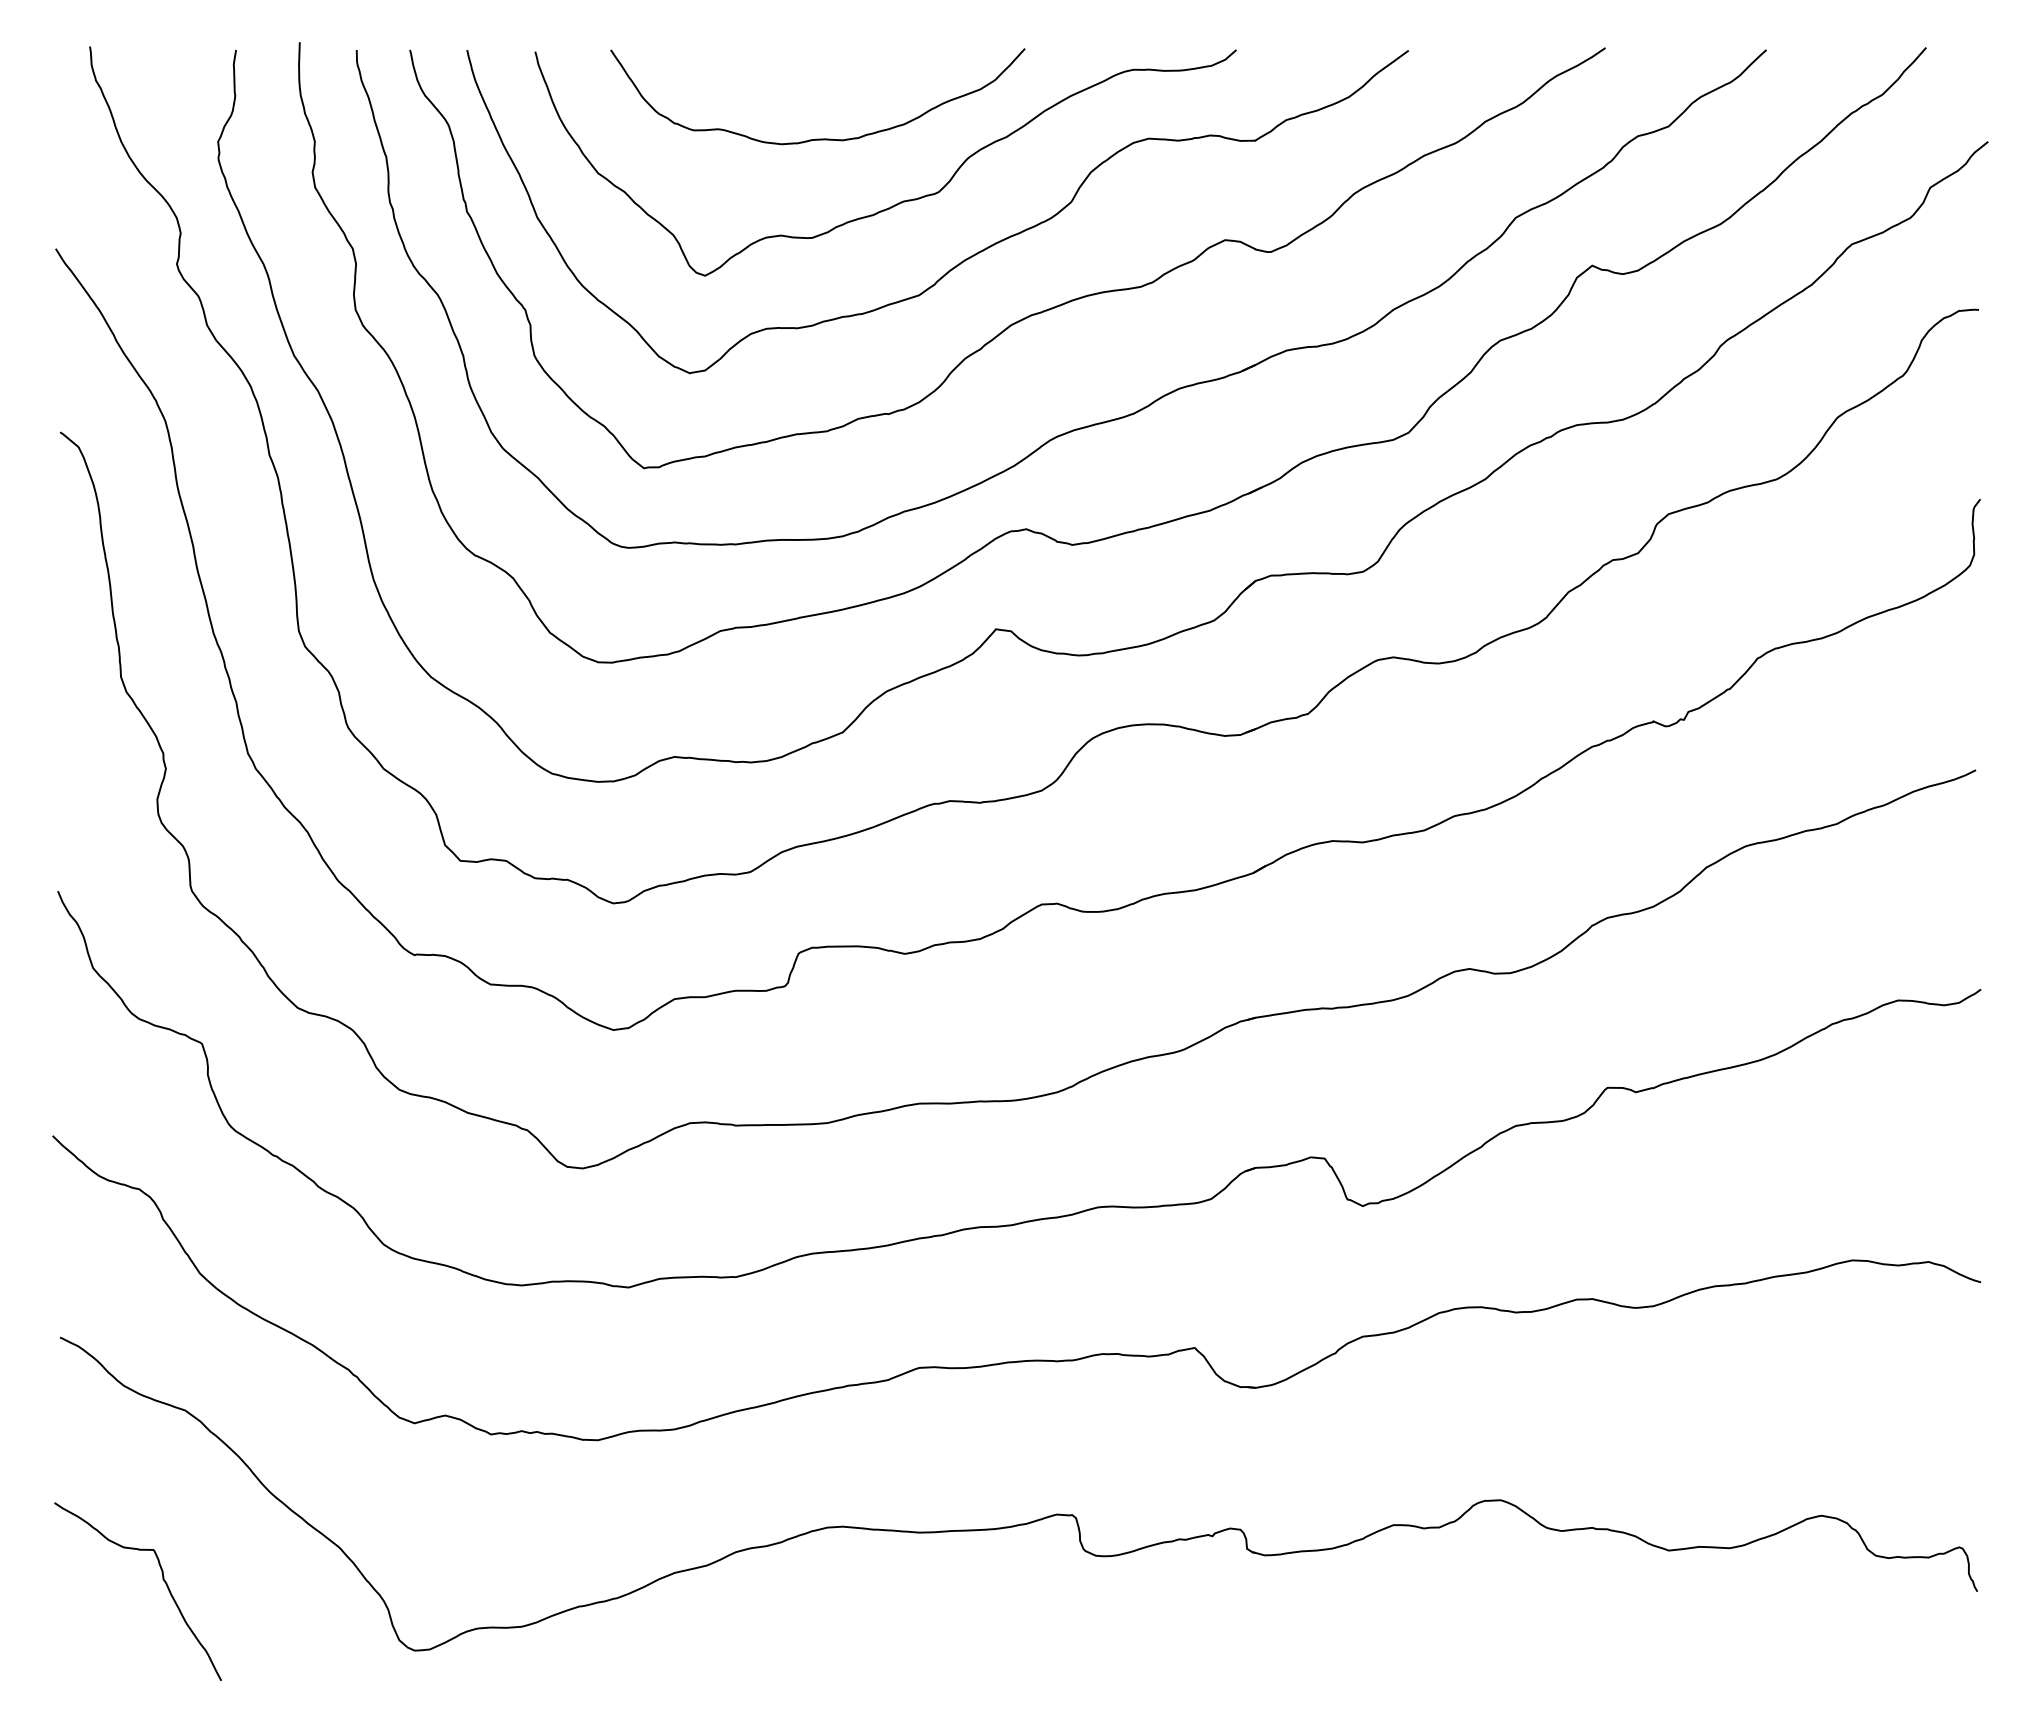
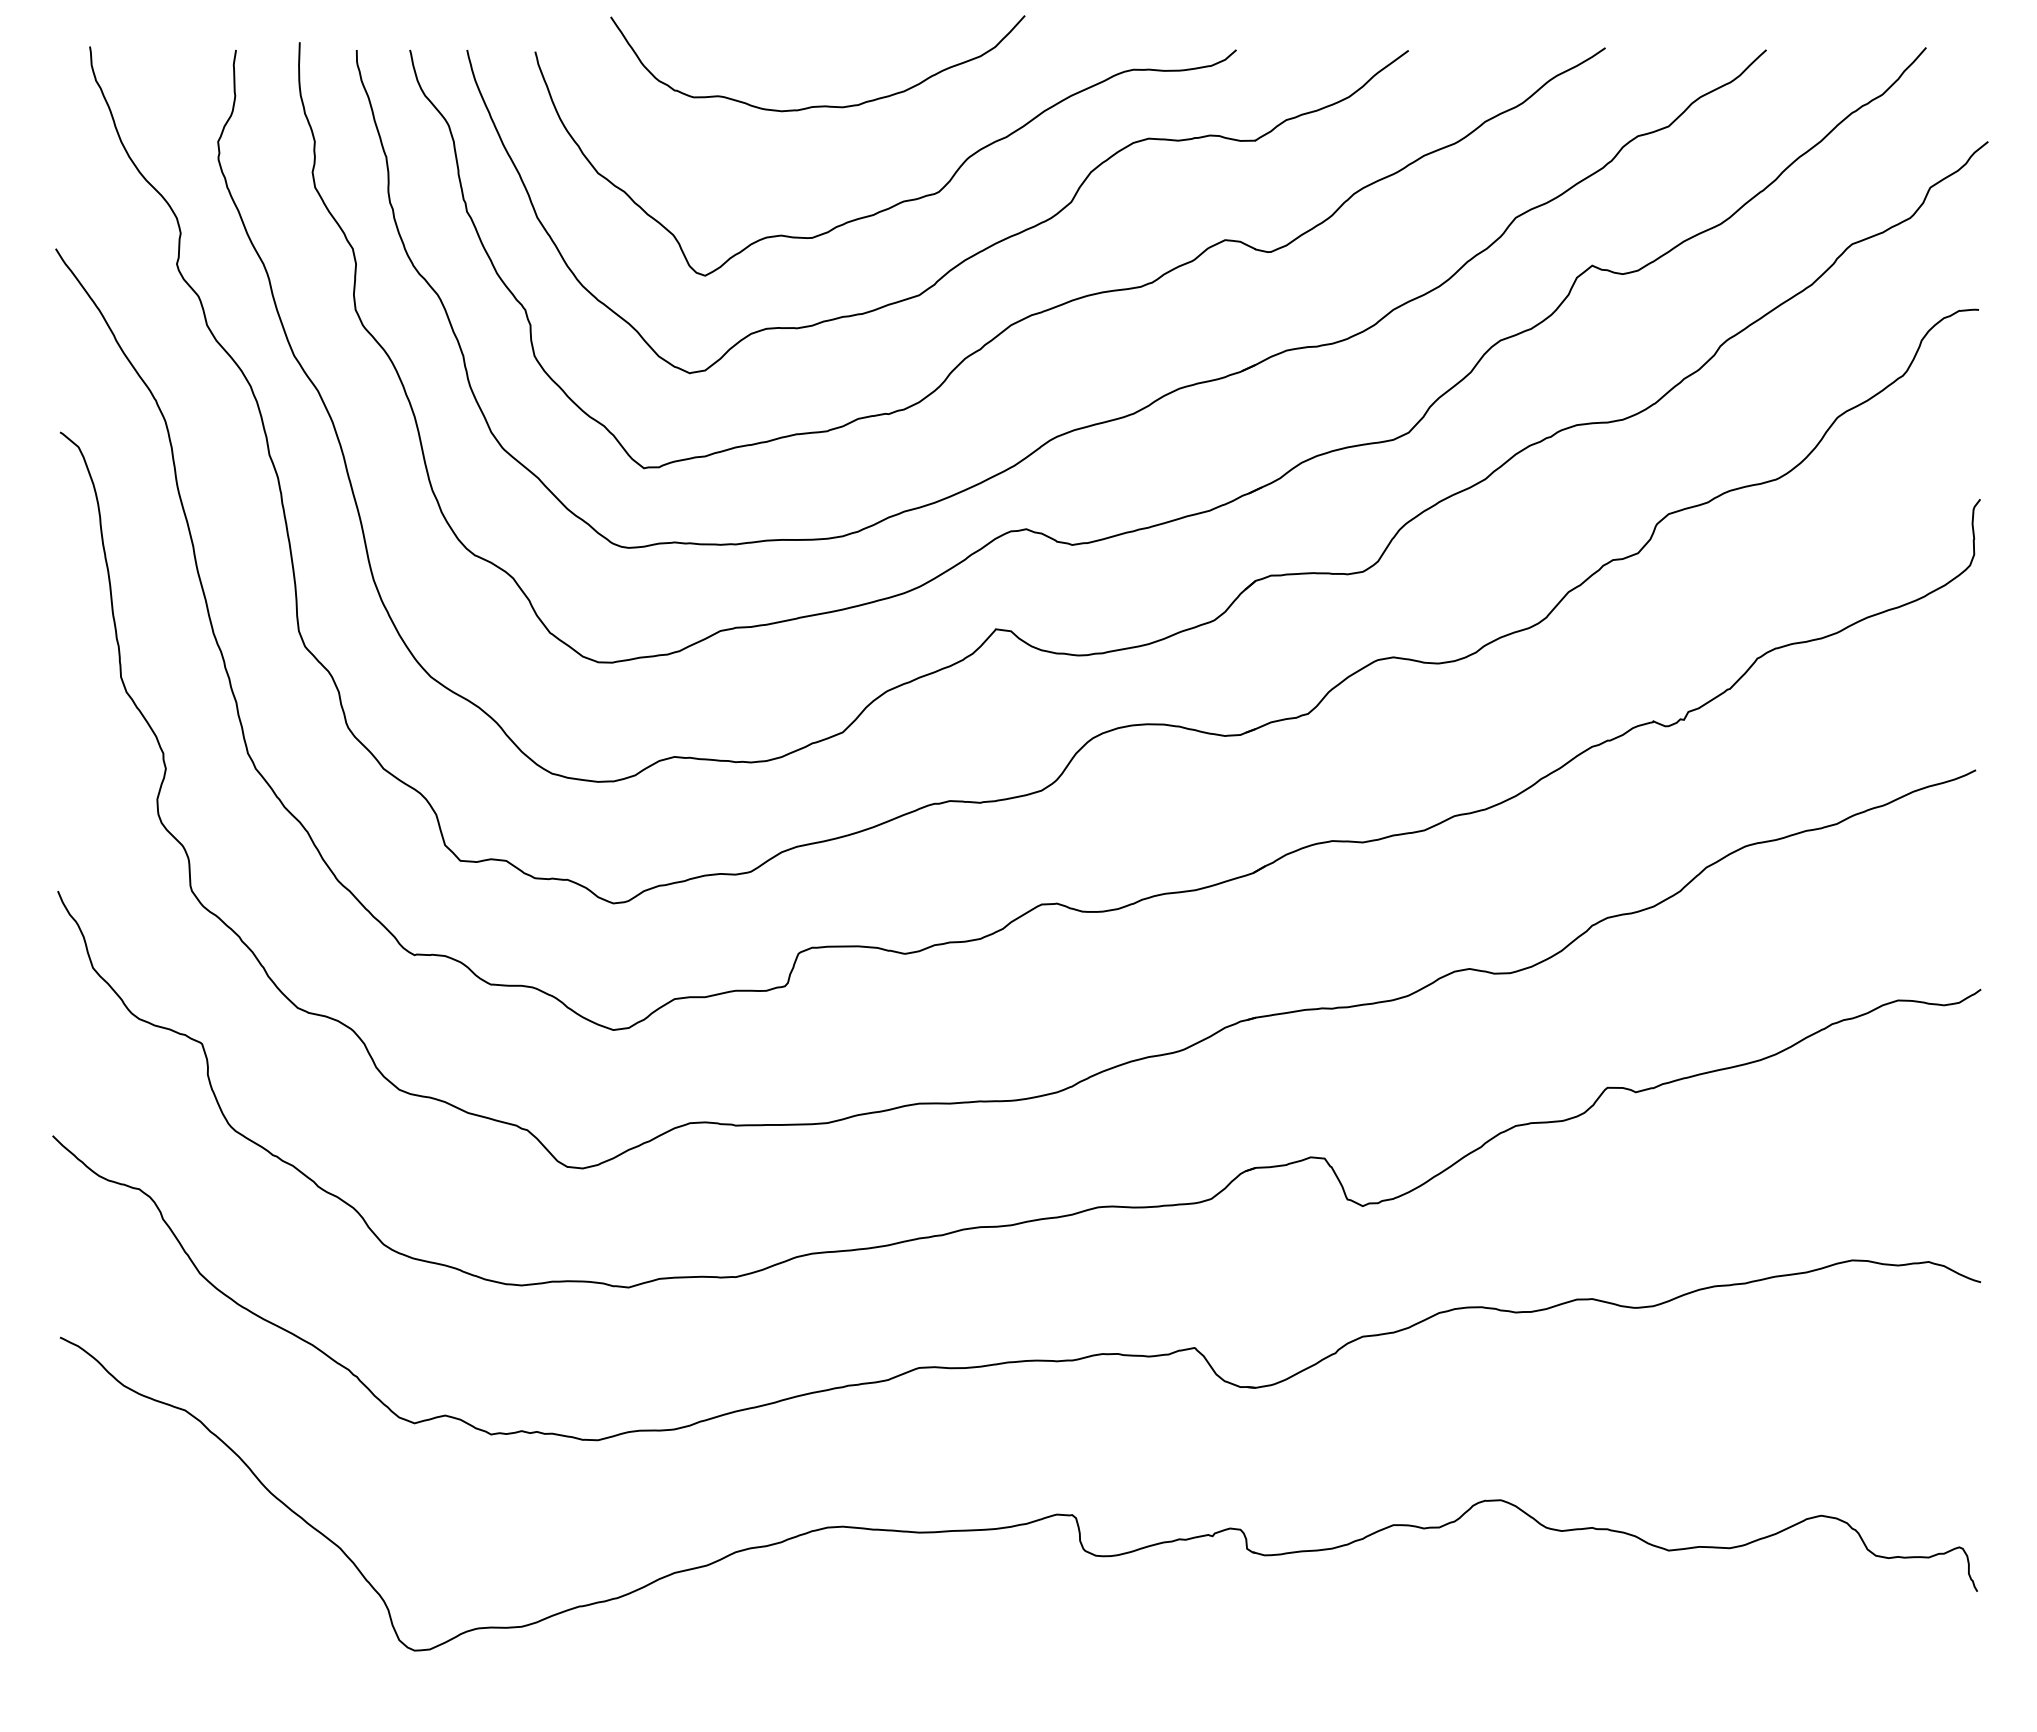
curve position: (817, 138) -> (817, 105) (817, 105)
curve: present -> none (162, 1579)
